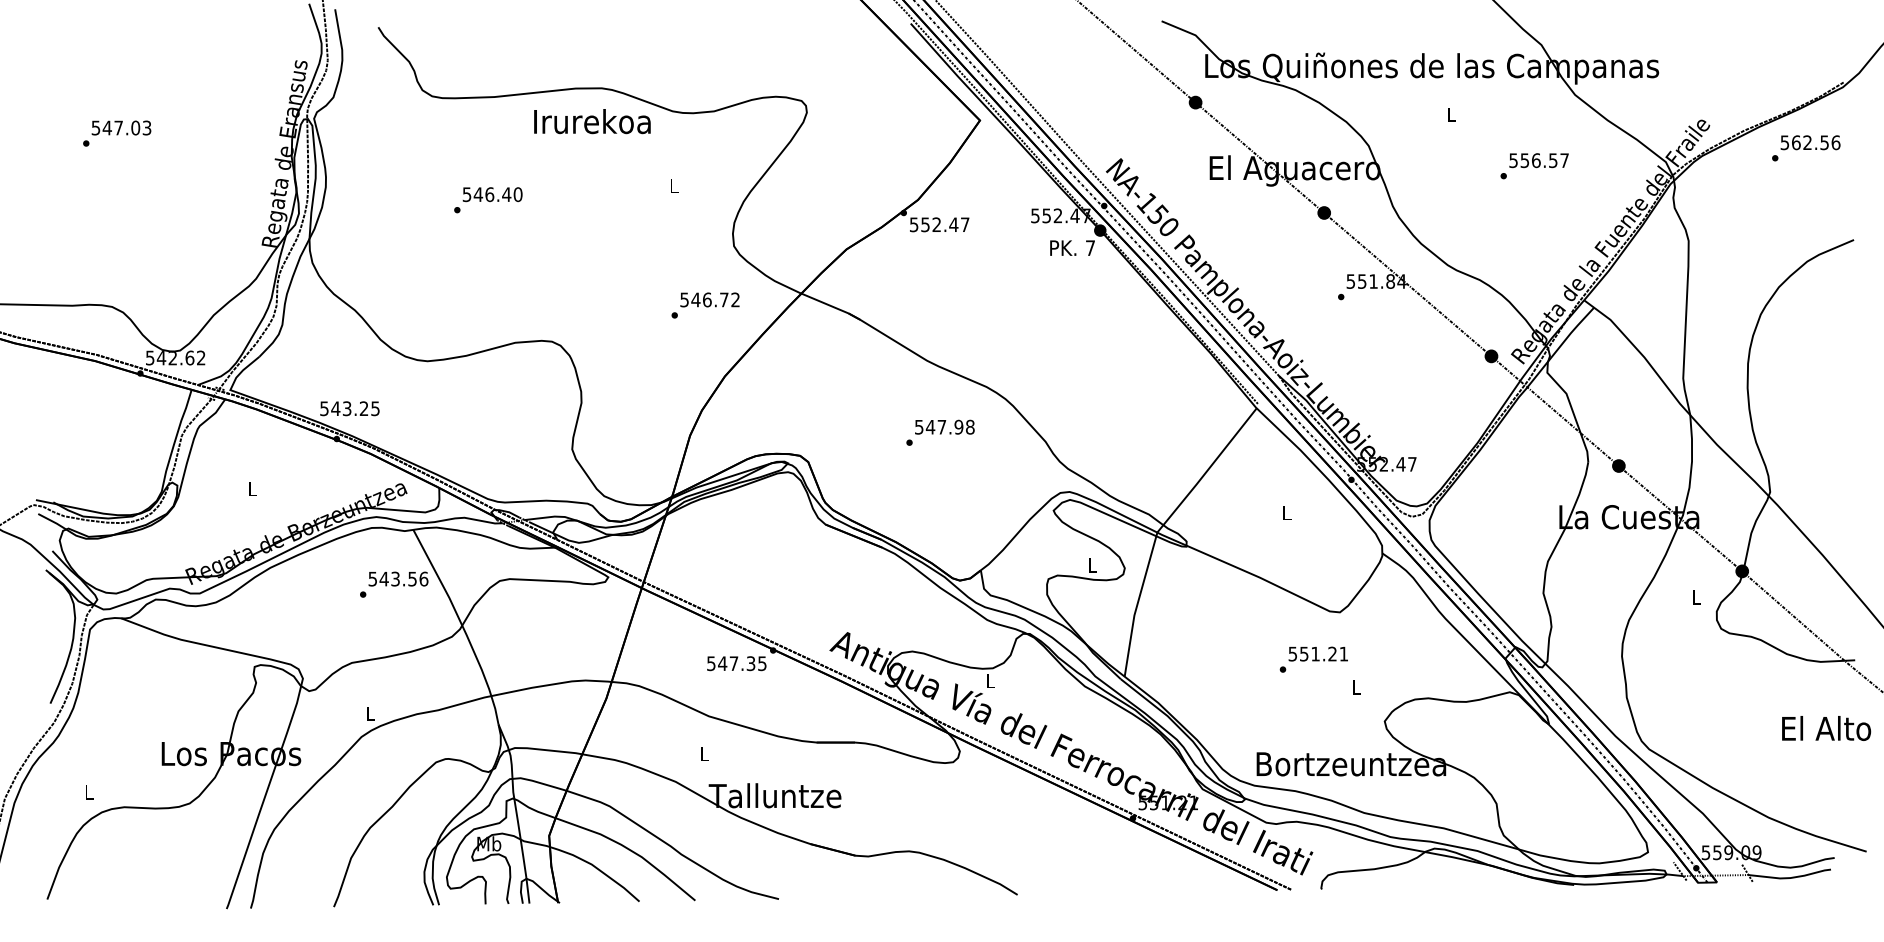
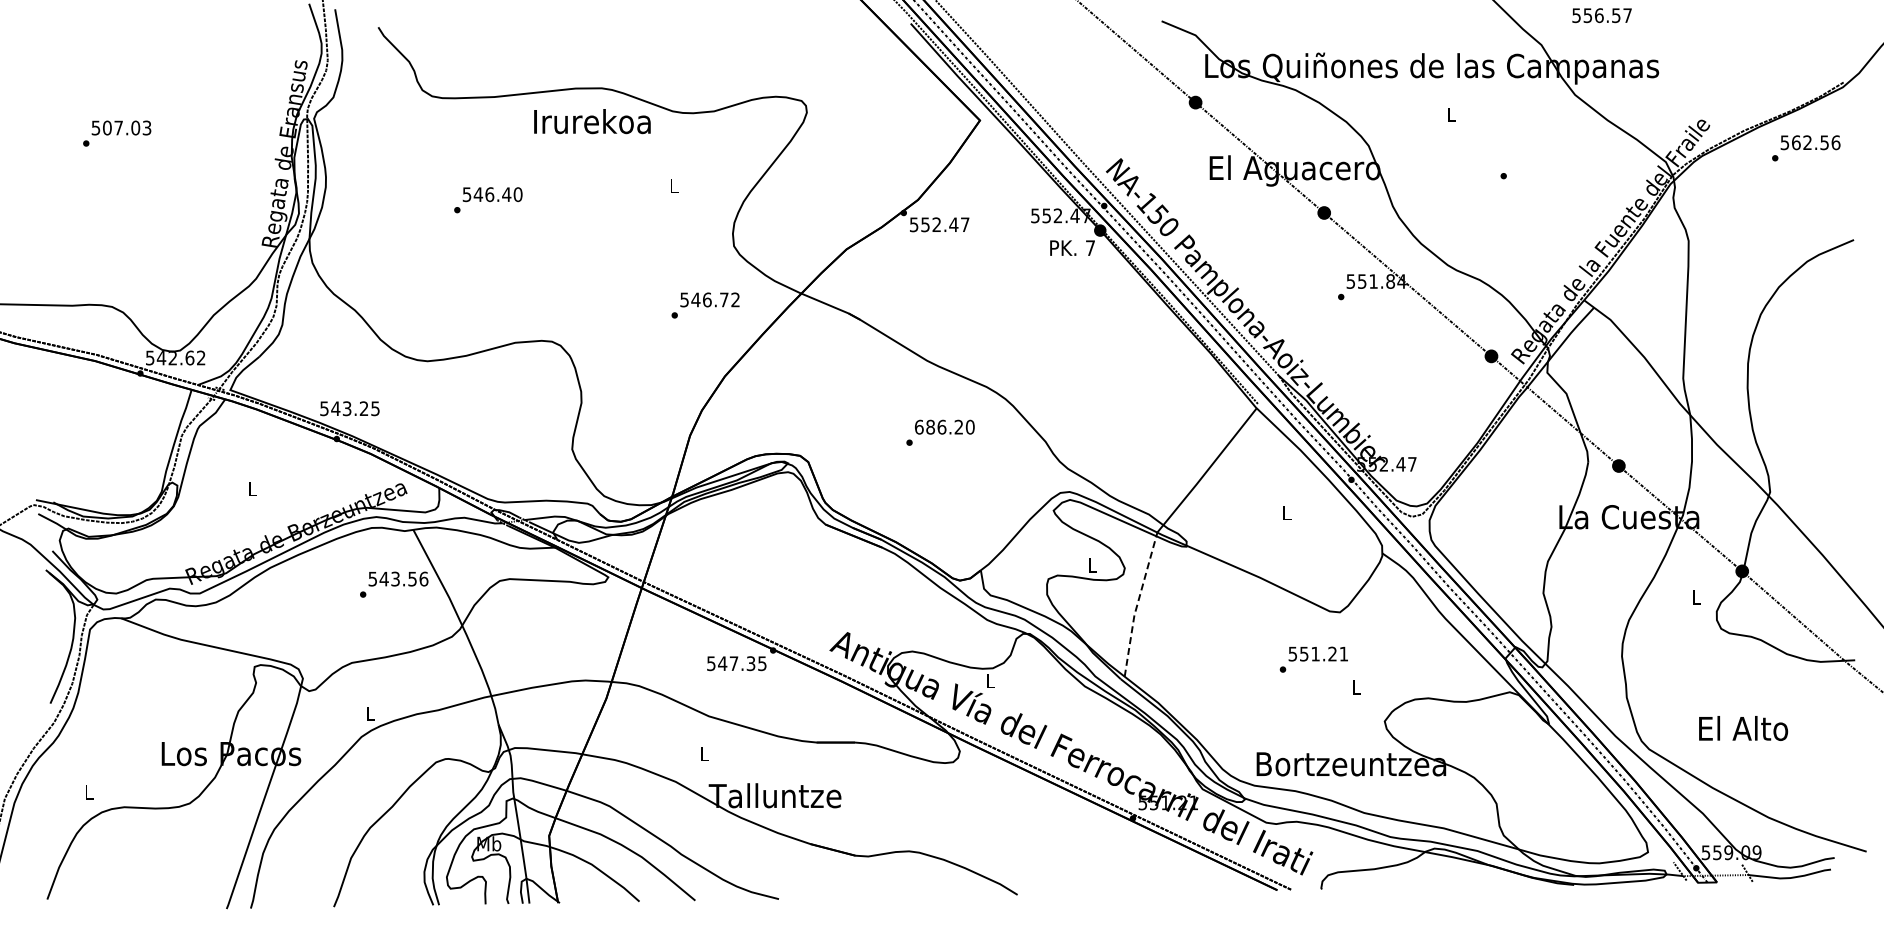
text: 547.03 -> 507.03 (106, 127)
text position: (1538, 160) -> (1601, 15) (1601, 15)
text: 547.98 -> 686.20 (944, 426)
line: solid -> dashed (1137, 603)
text position: (1826, 728) -> (1743, 728) (1743, 728)
